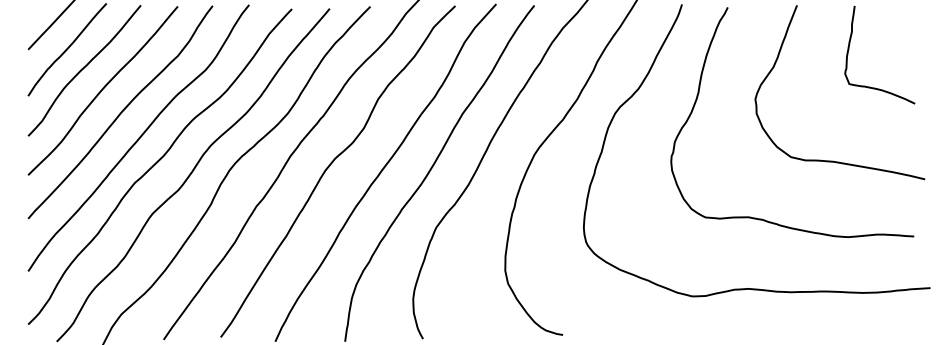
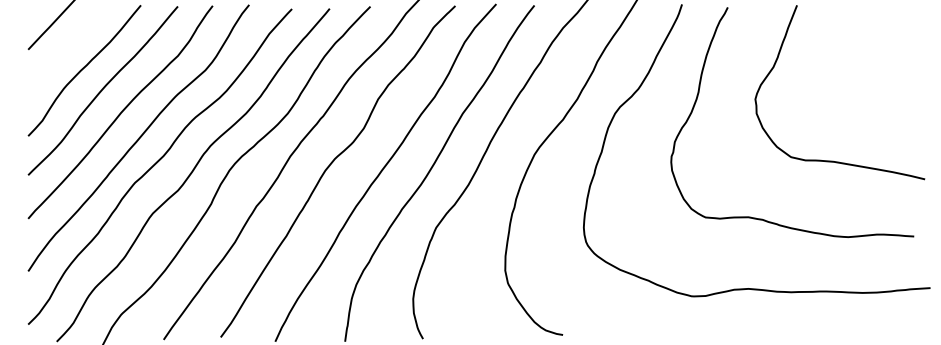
curve: present -> none (66, 49)
curve: present -> none (849, 50)
